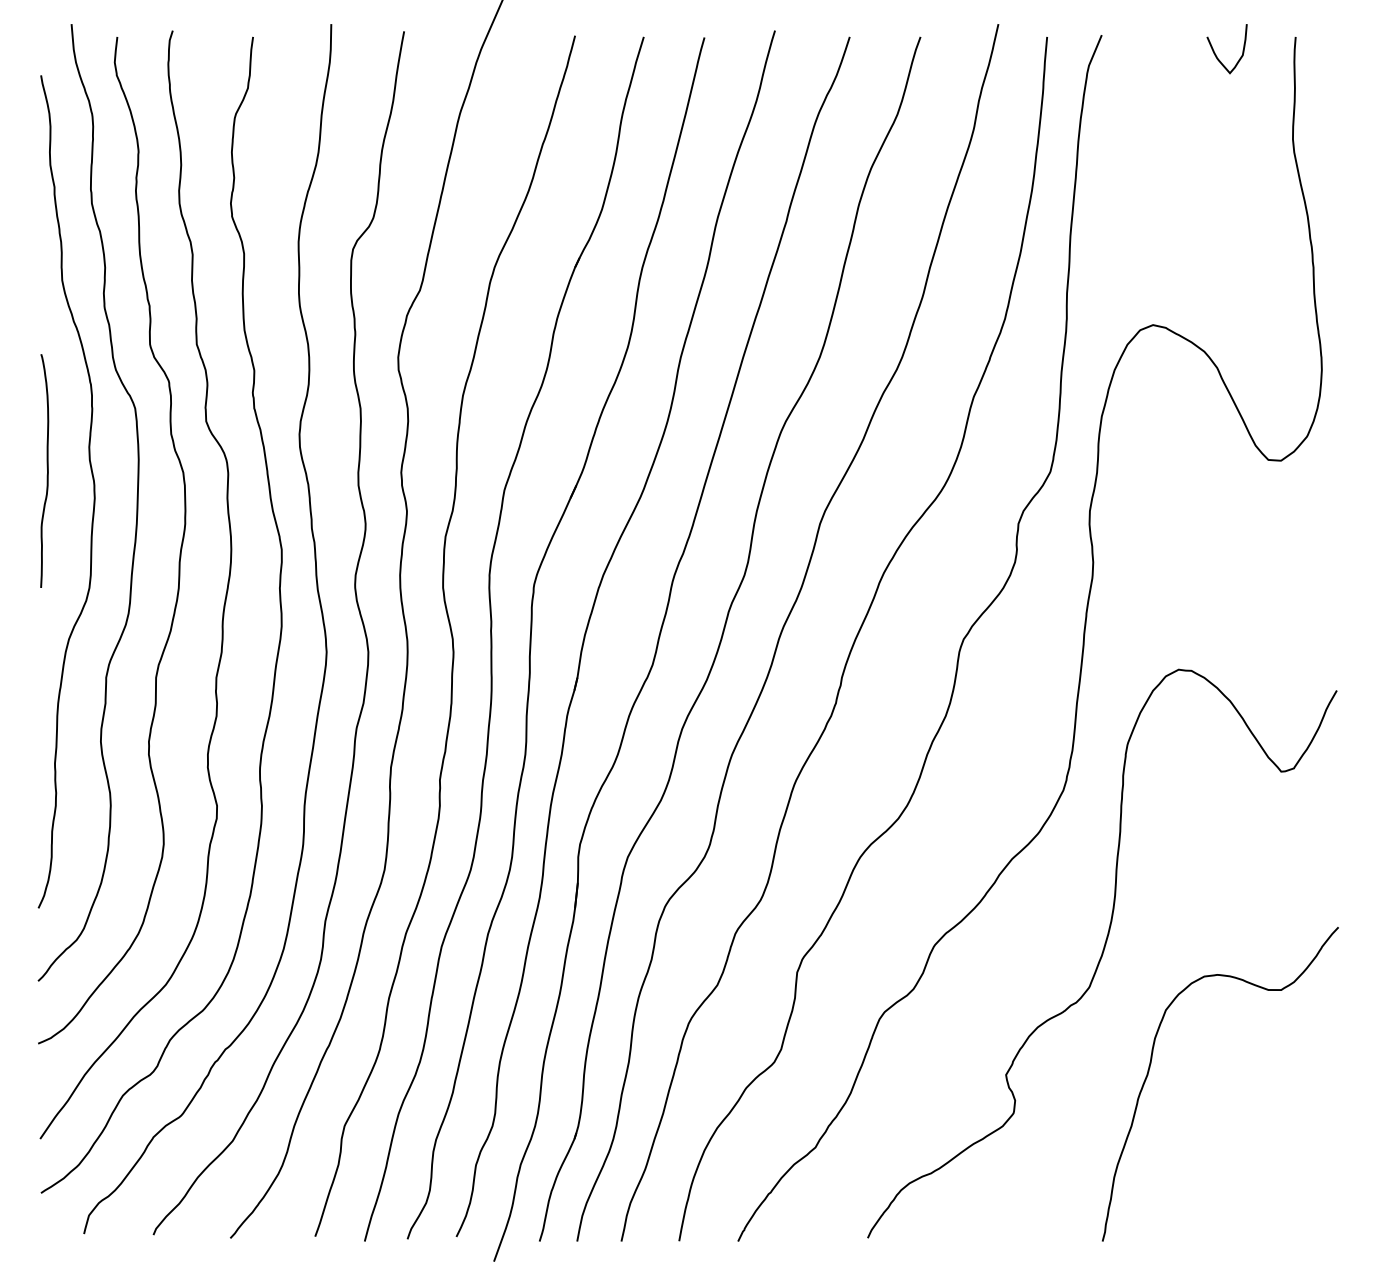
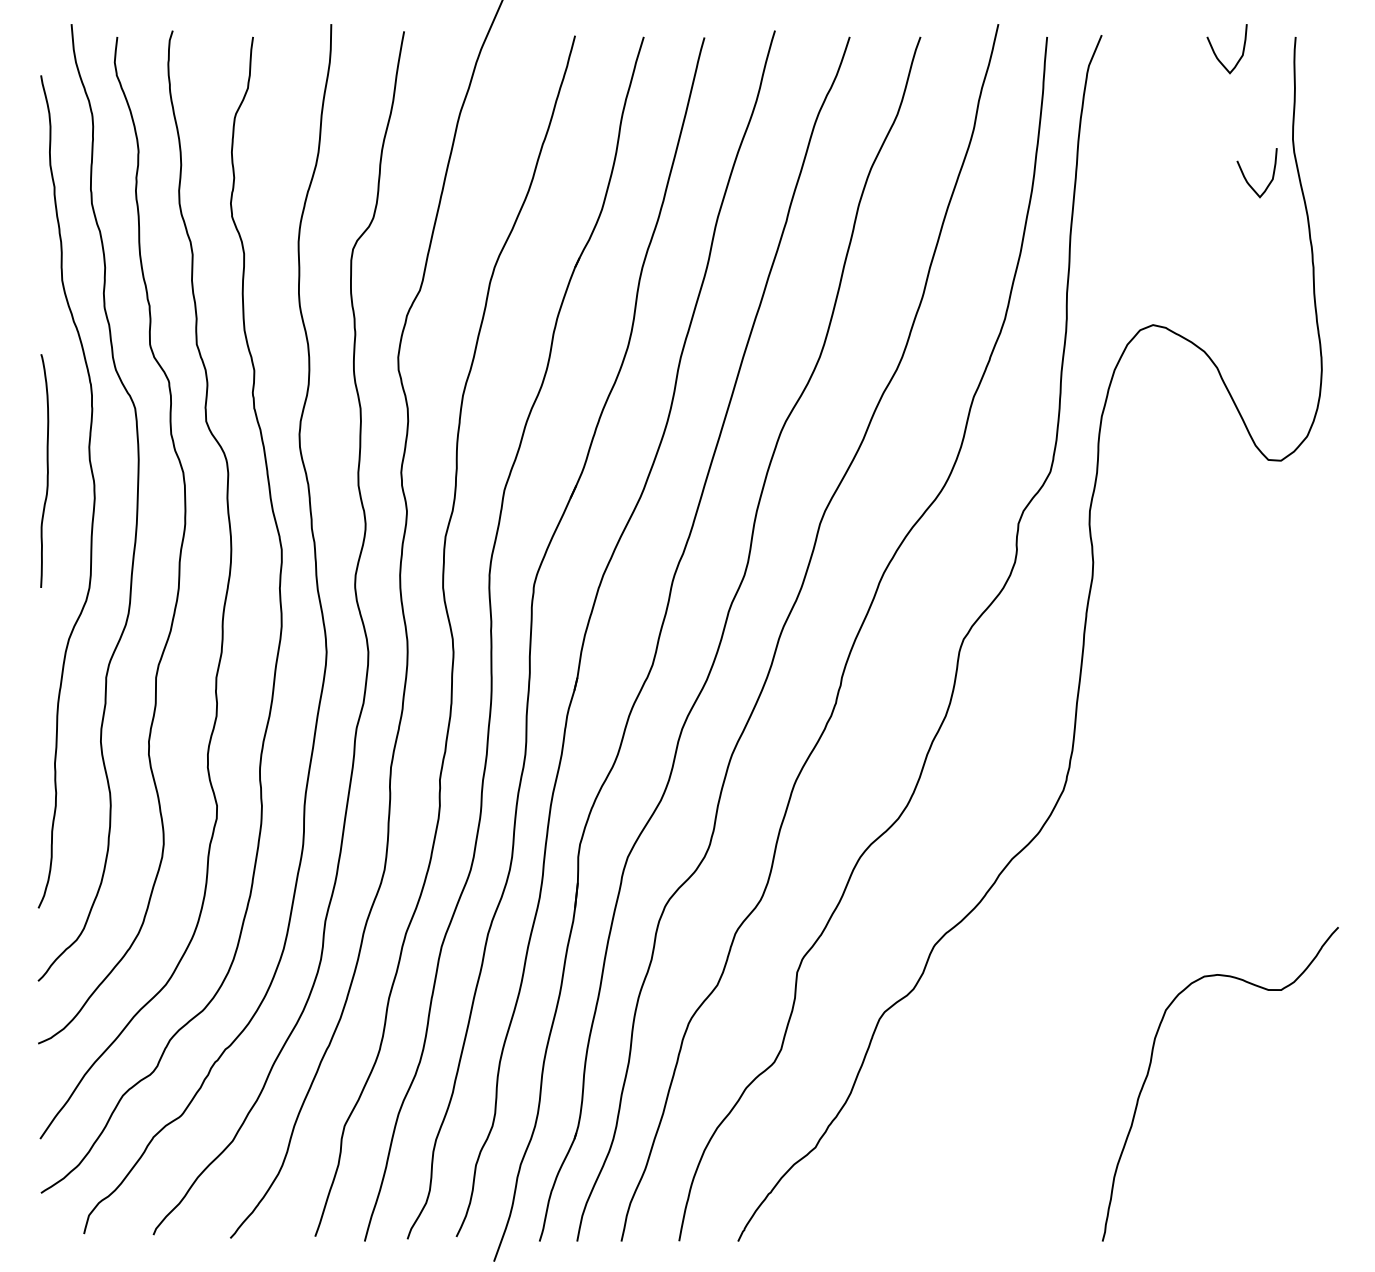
curve: none -> present (1246, 178)
curve: present -> none (1102, 953)
